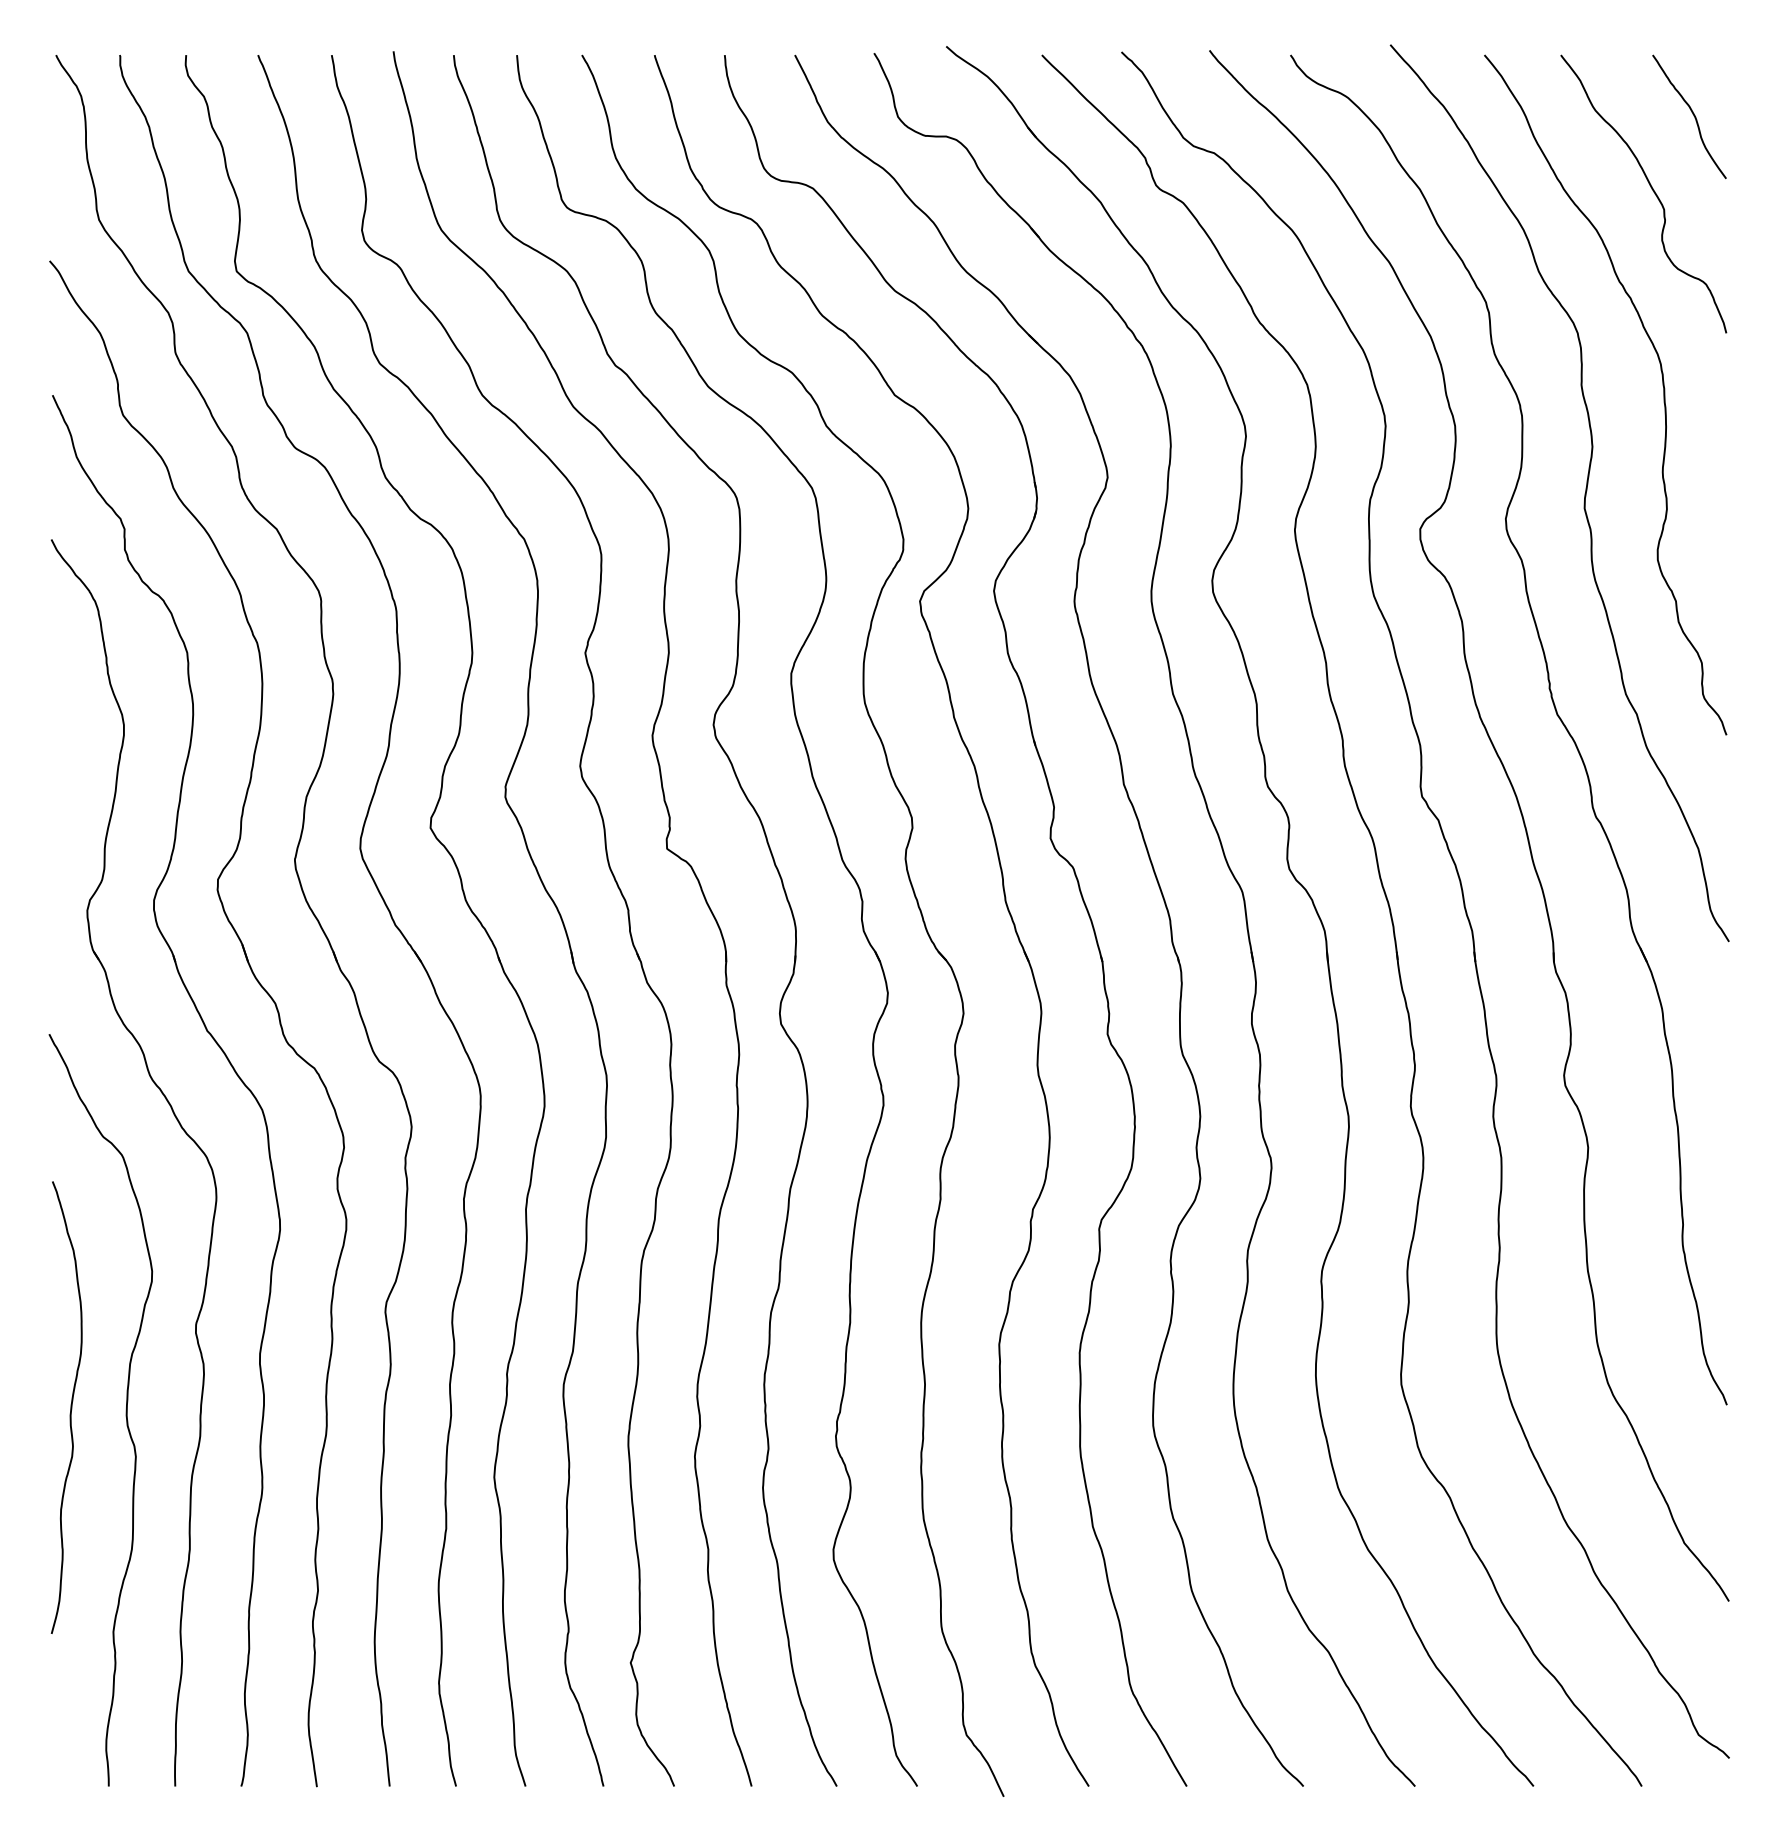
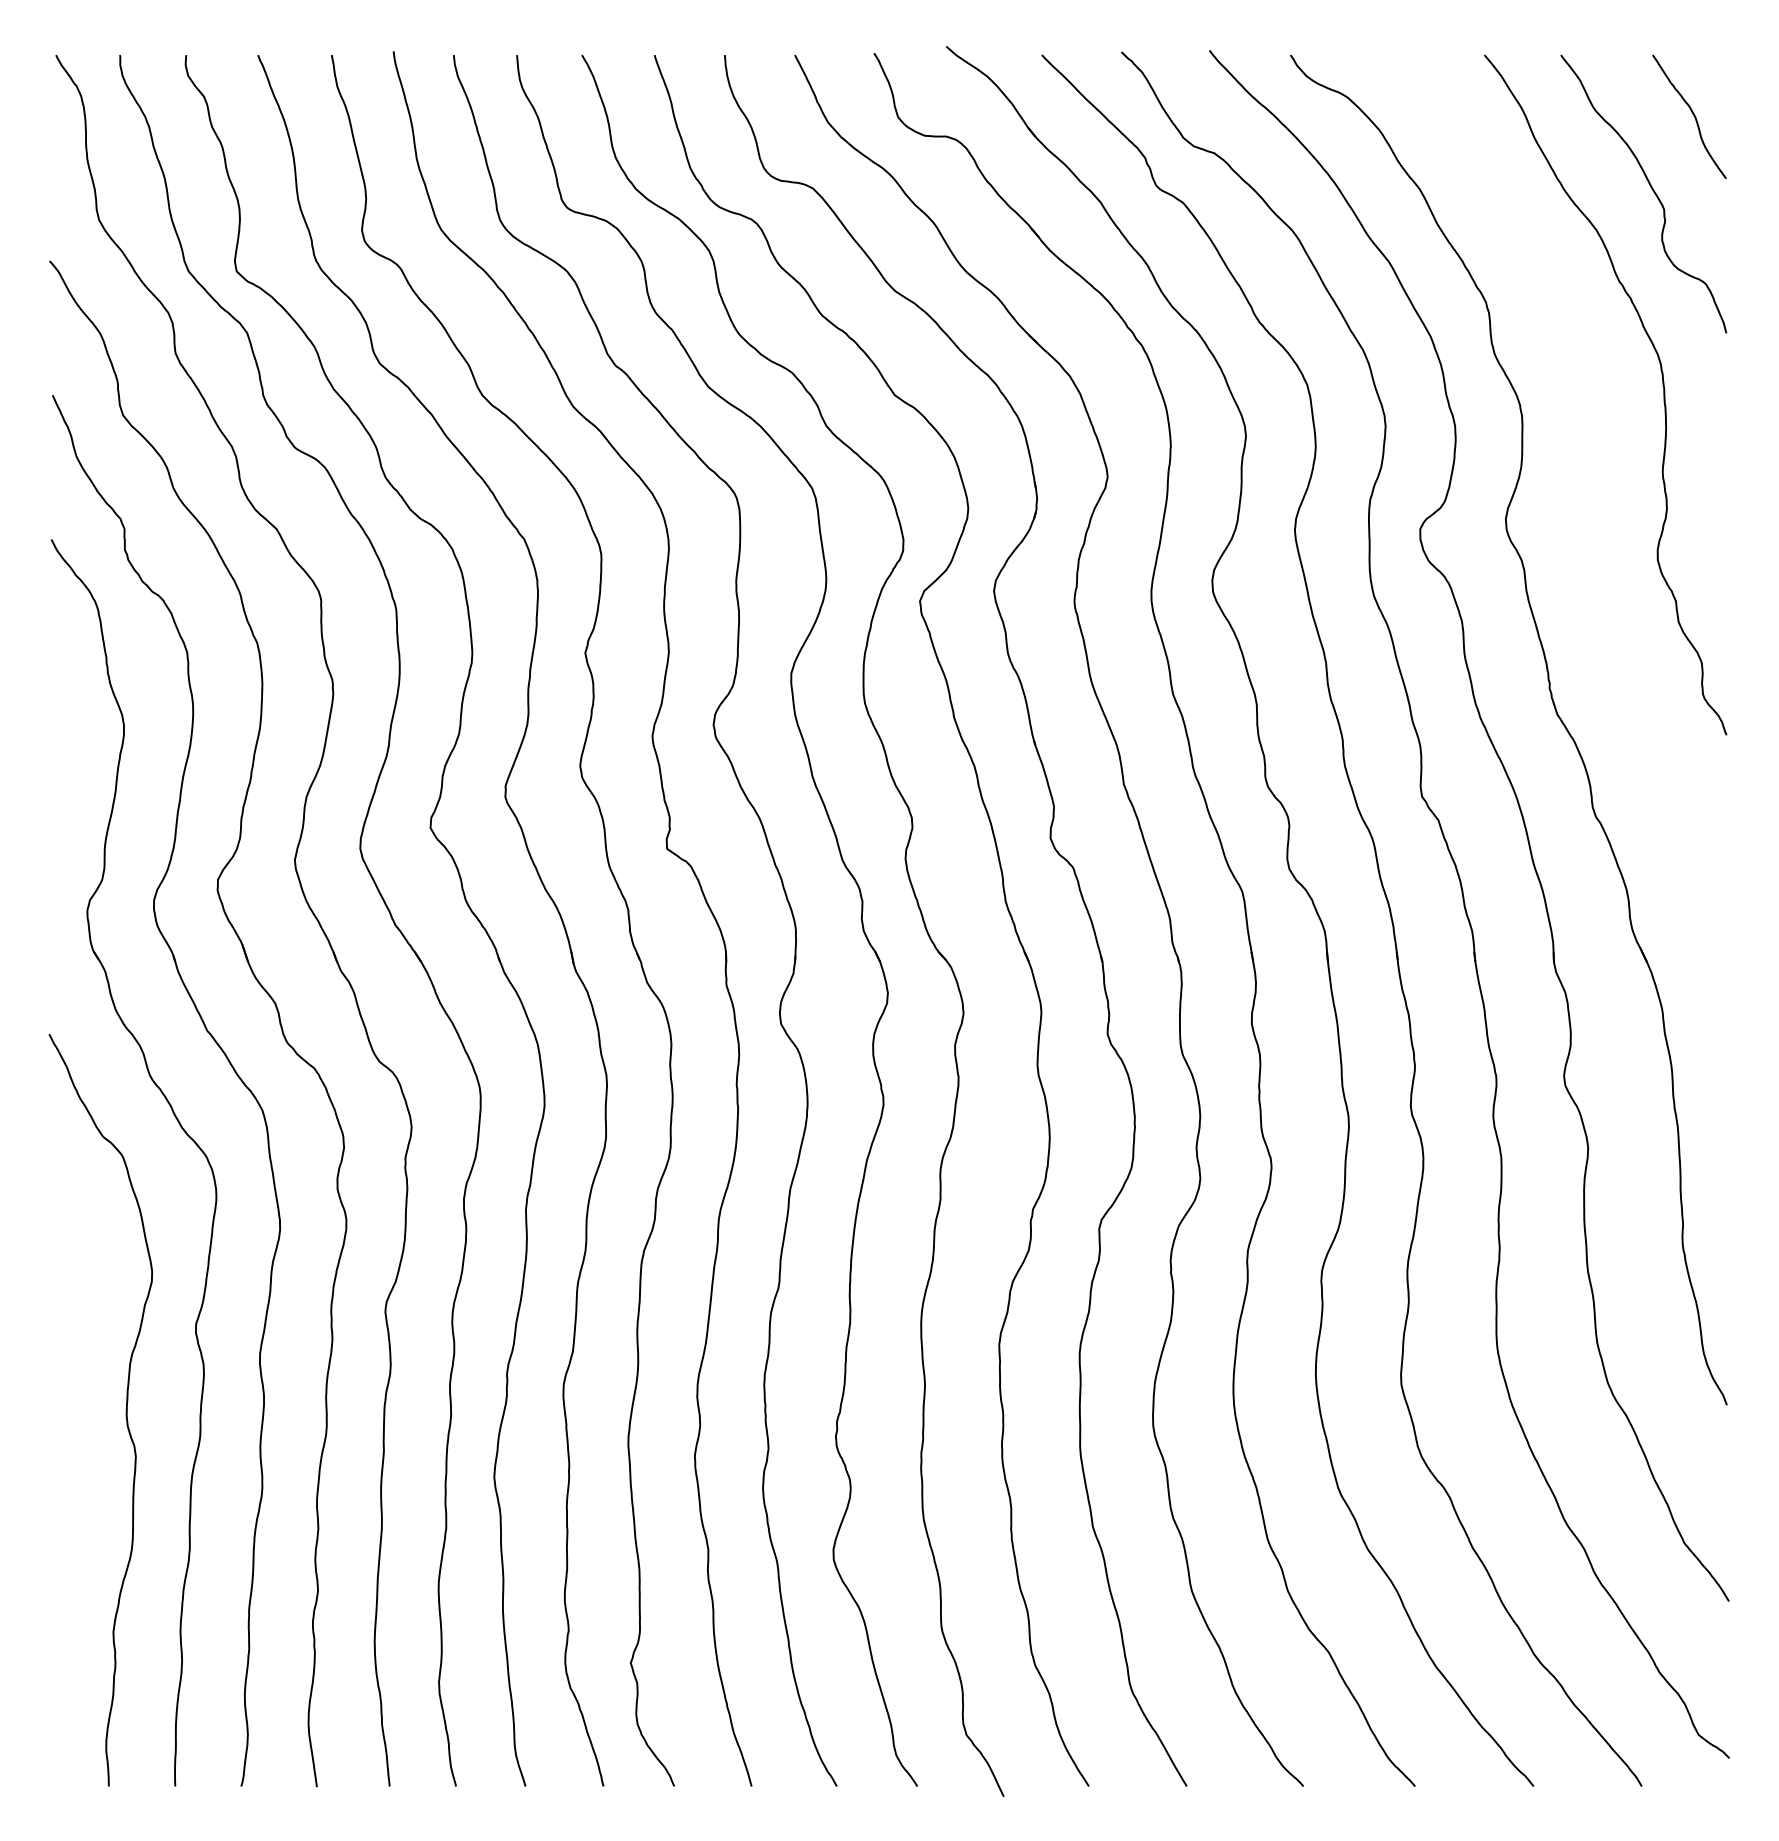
curve: present -> none (1584, 493)
curve: present -> none (70, 1407)
